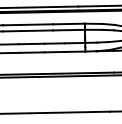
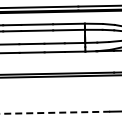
line: solid -> dashed (55, 112)
